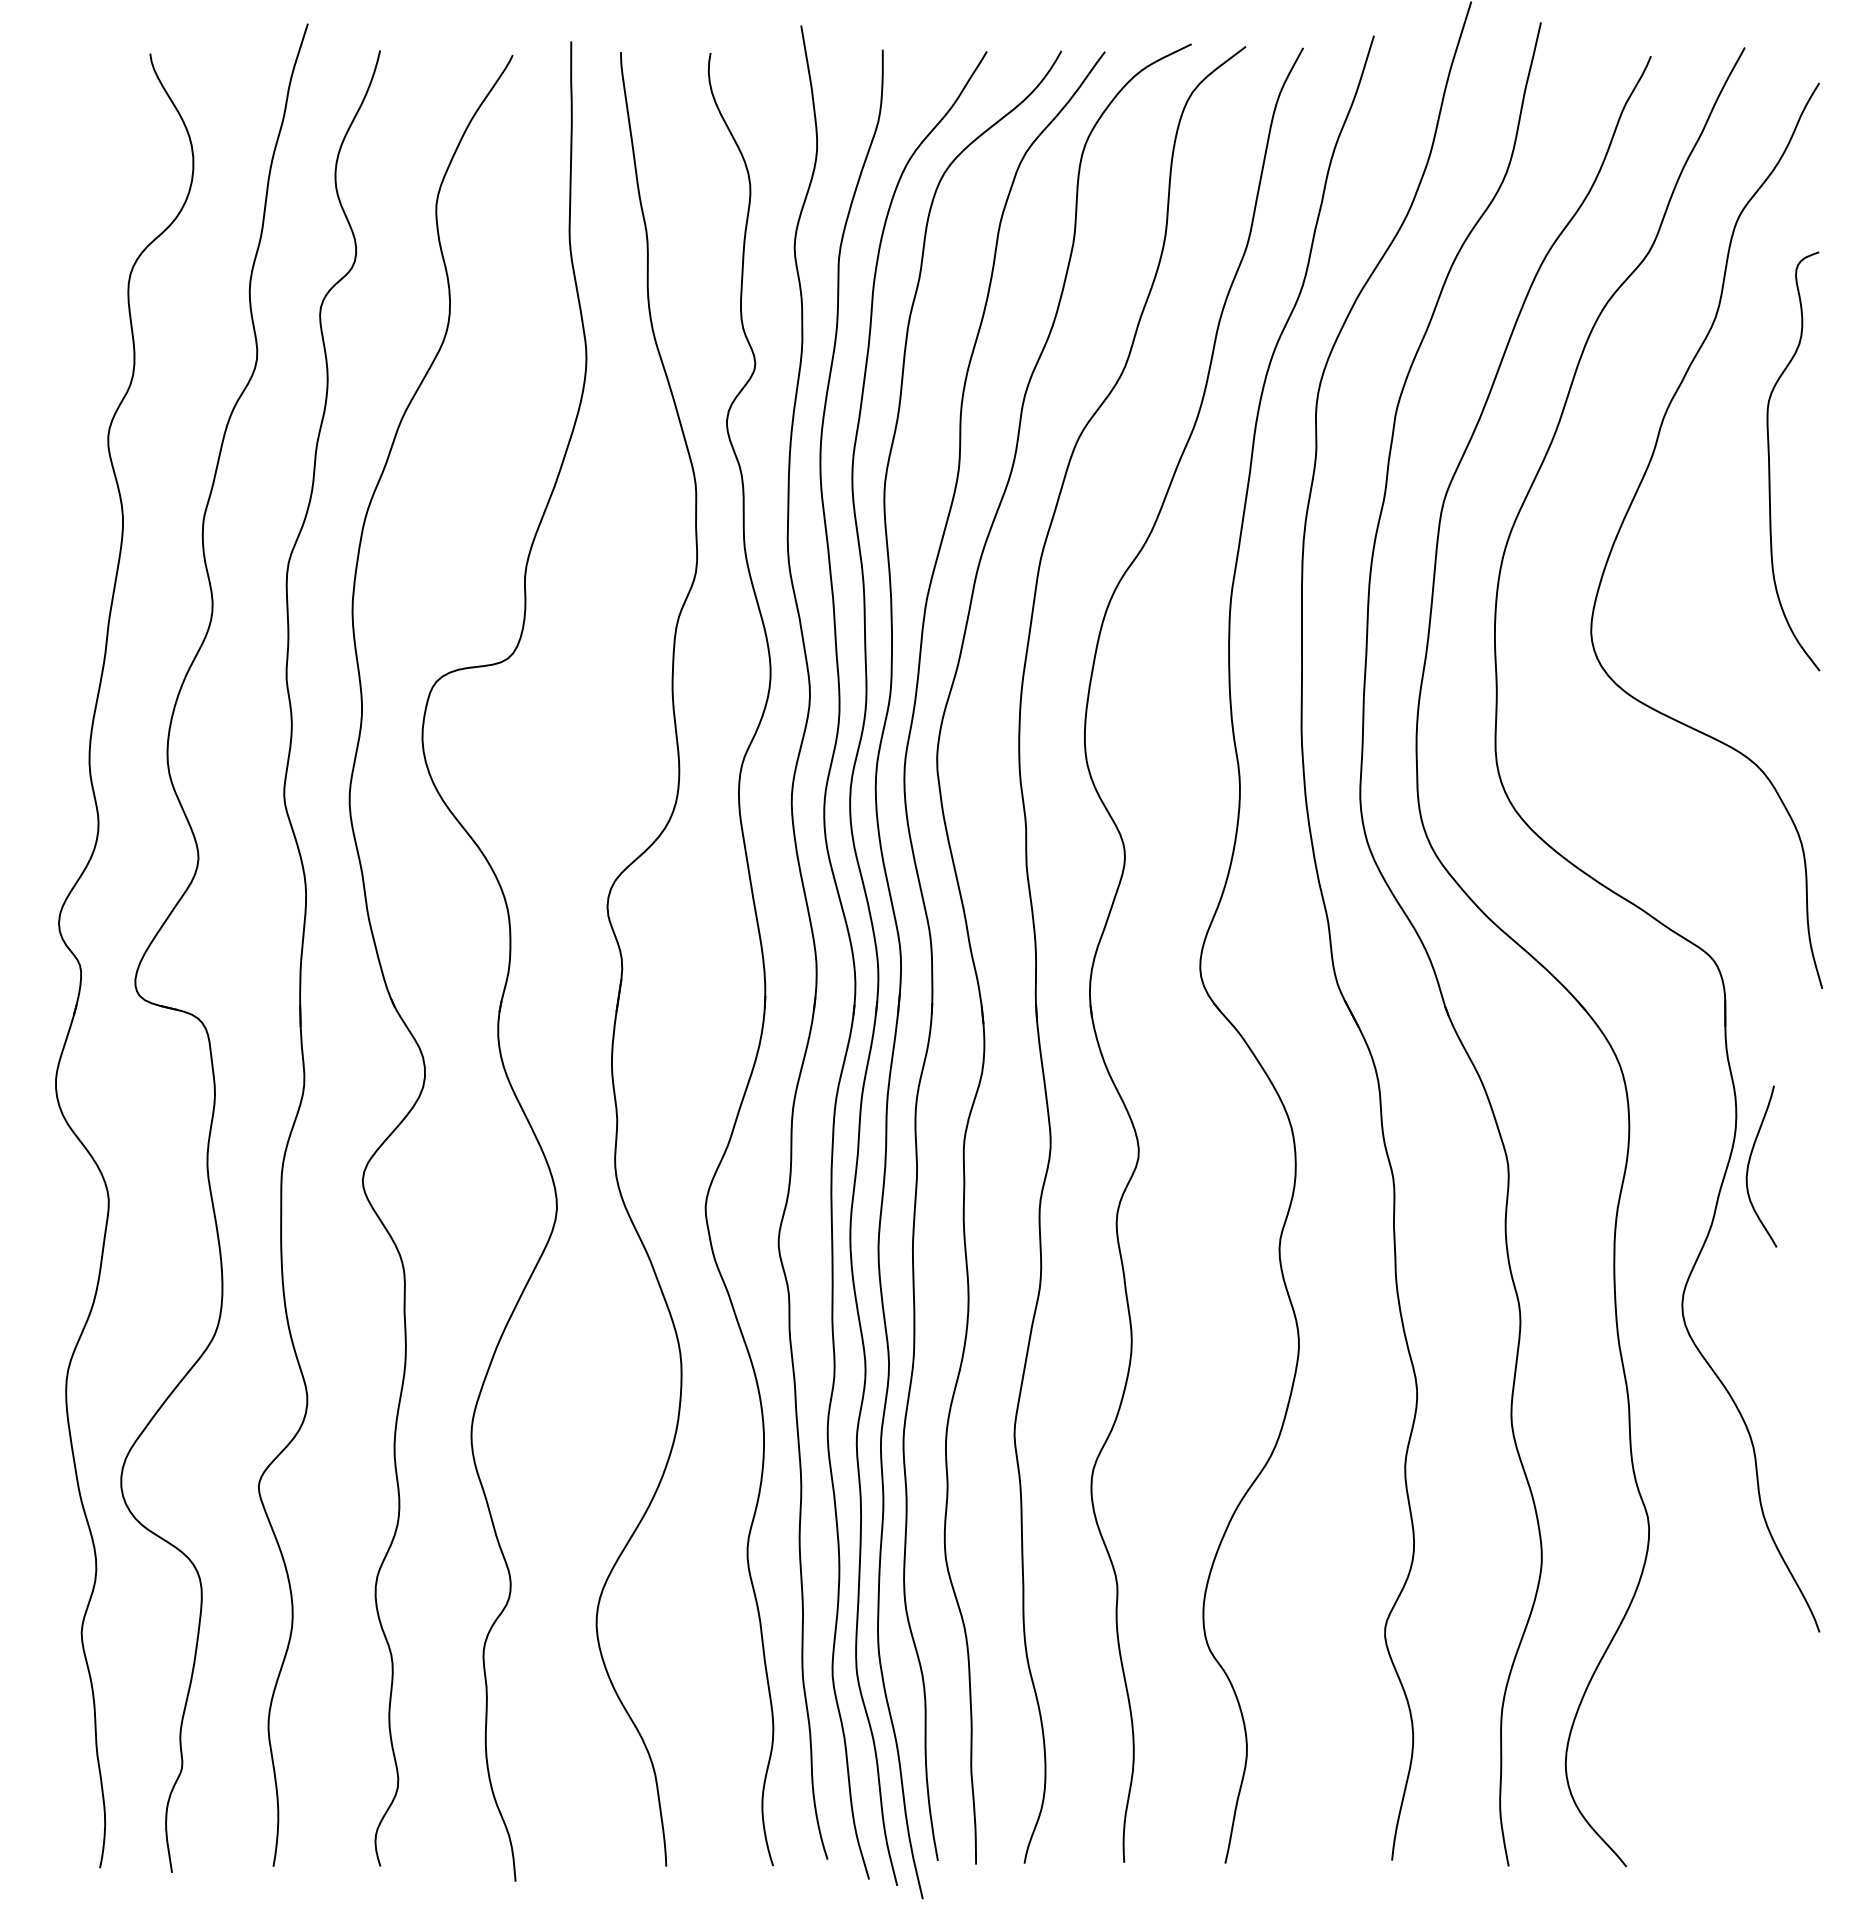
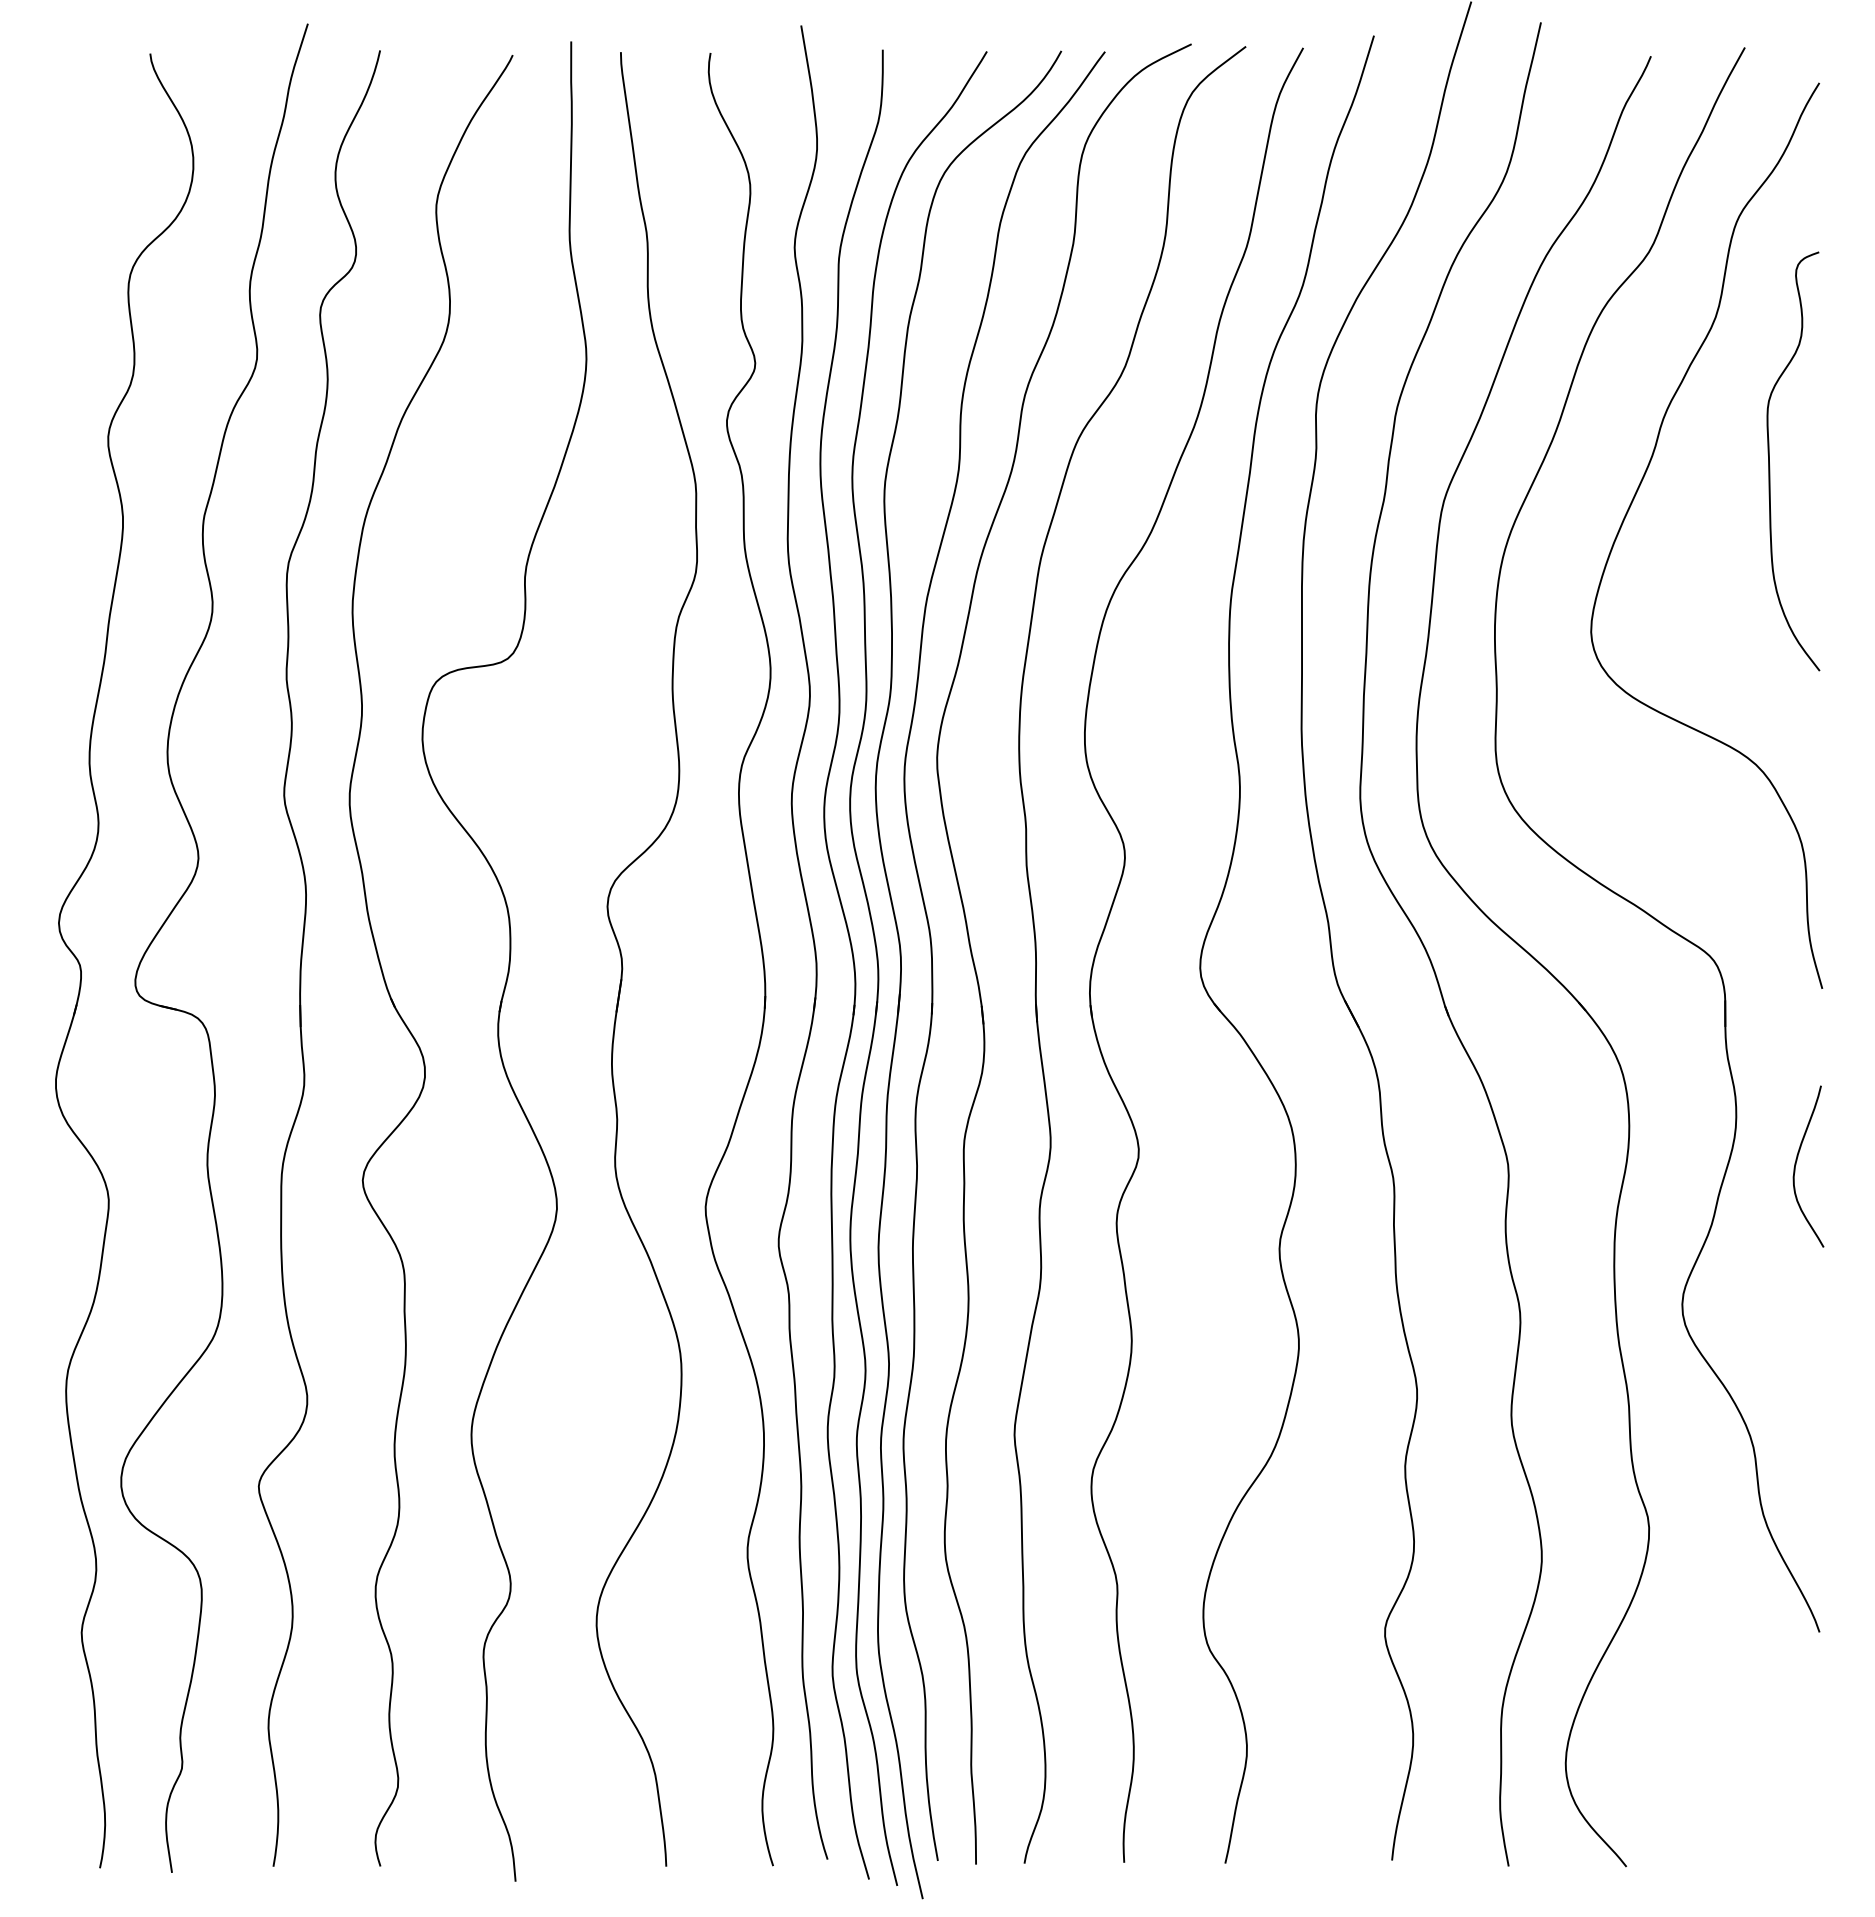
curve position: (1749, 1165) -> (1796, 1165) (1796, 1165)
